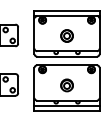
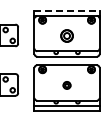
line: solid -> dashed (67, 11)
part size: 14x15 px -> 10x9 px (66, 85)
